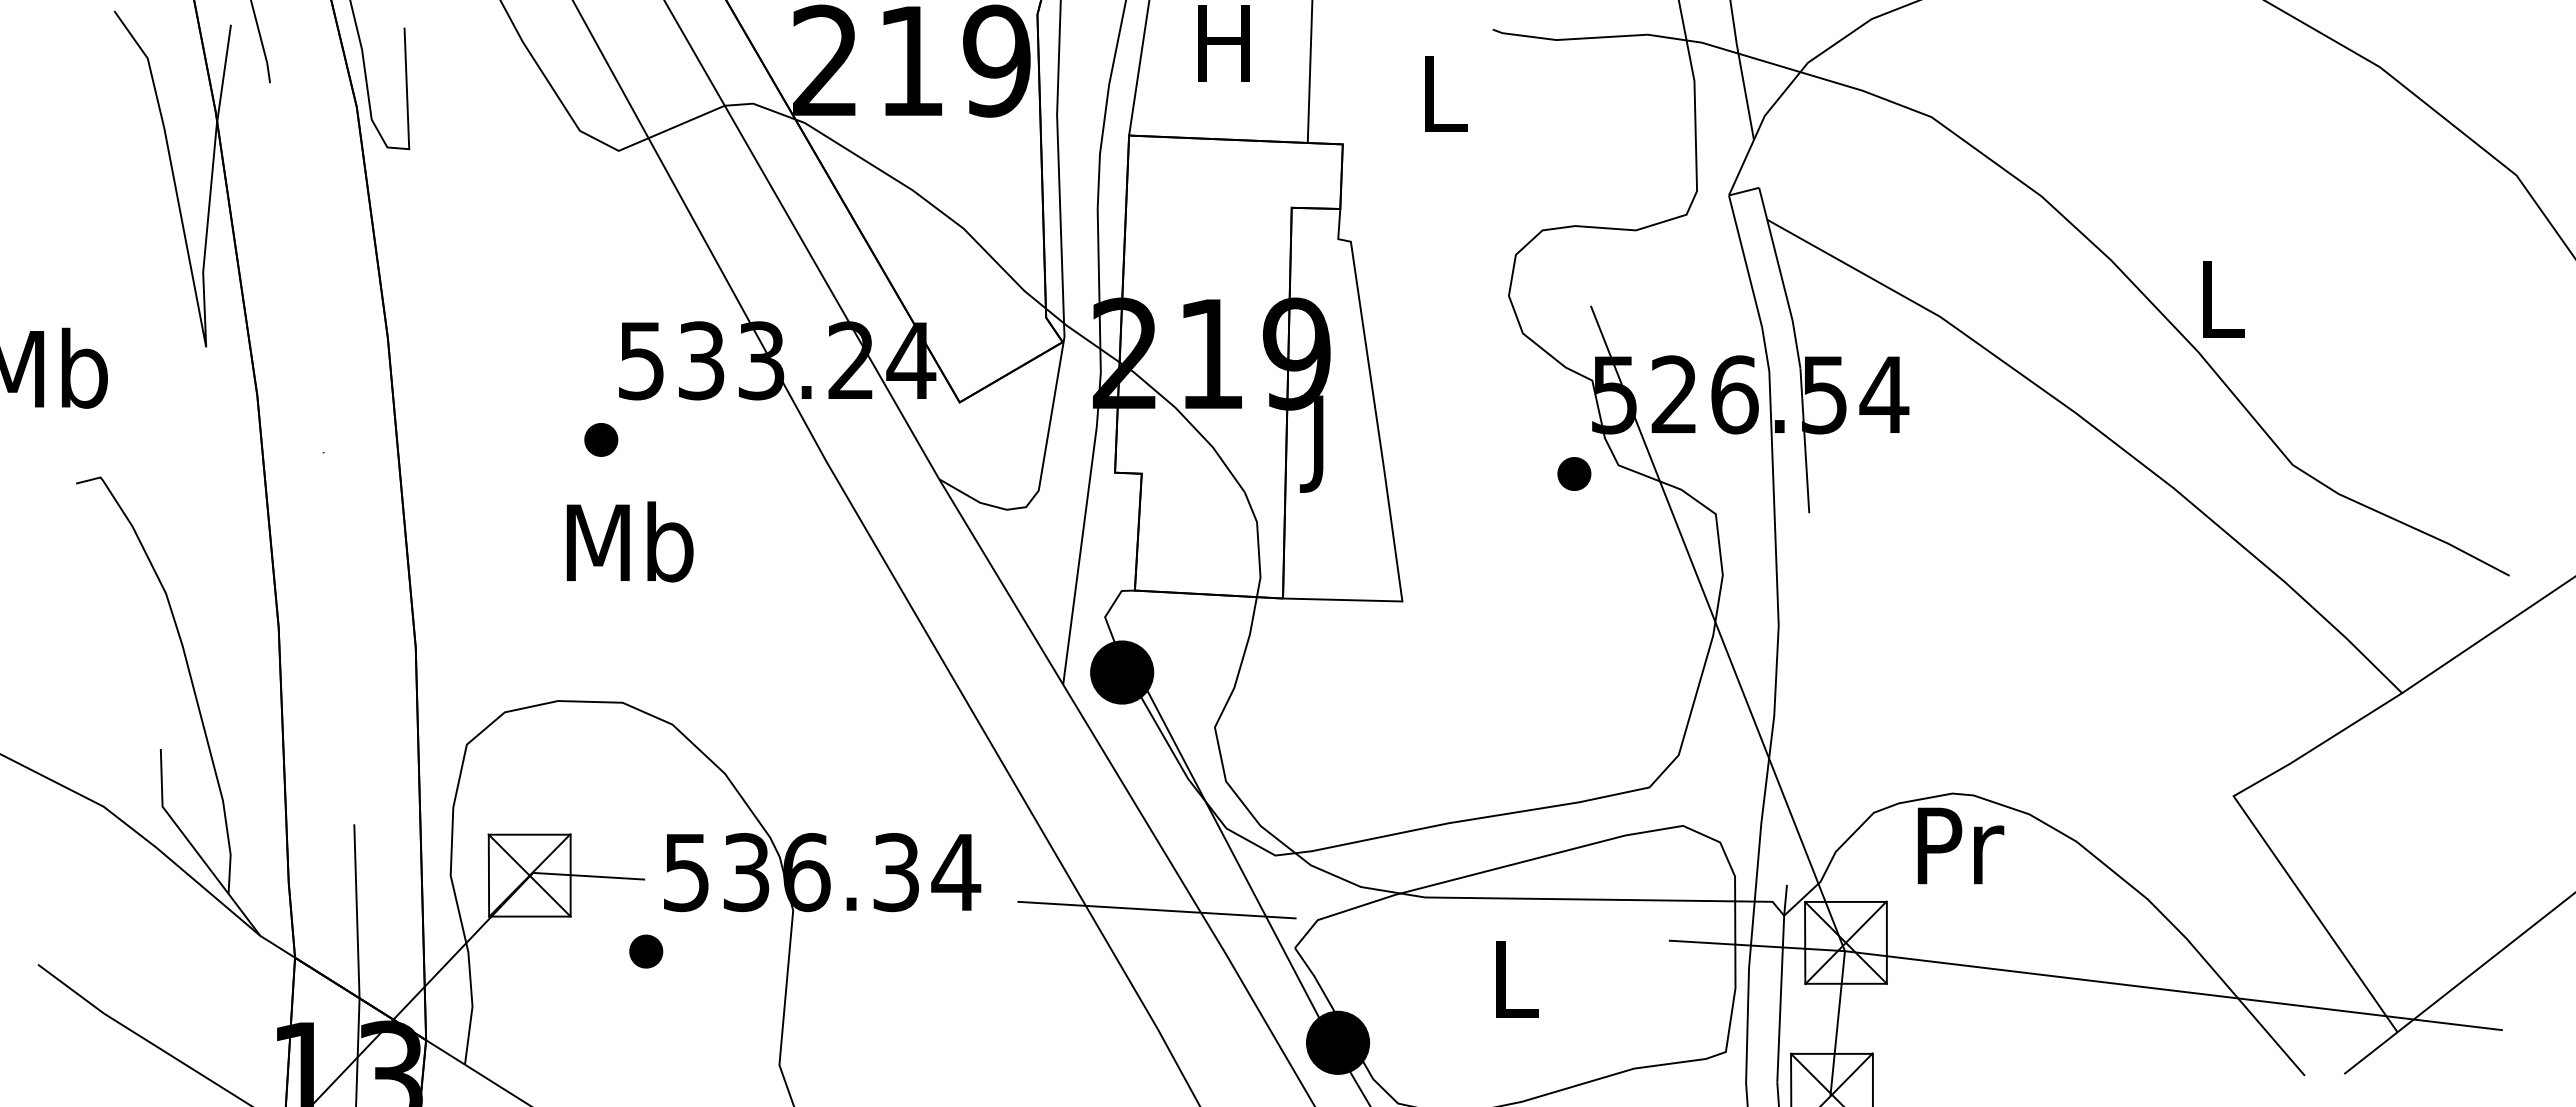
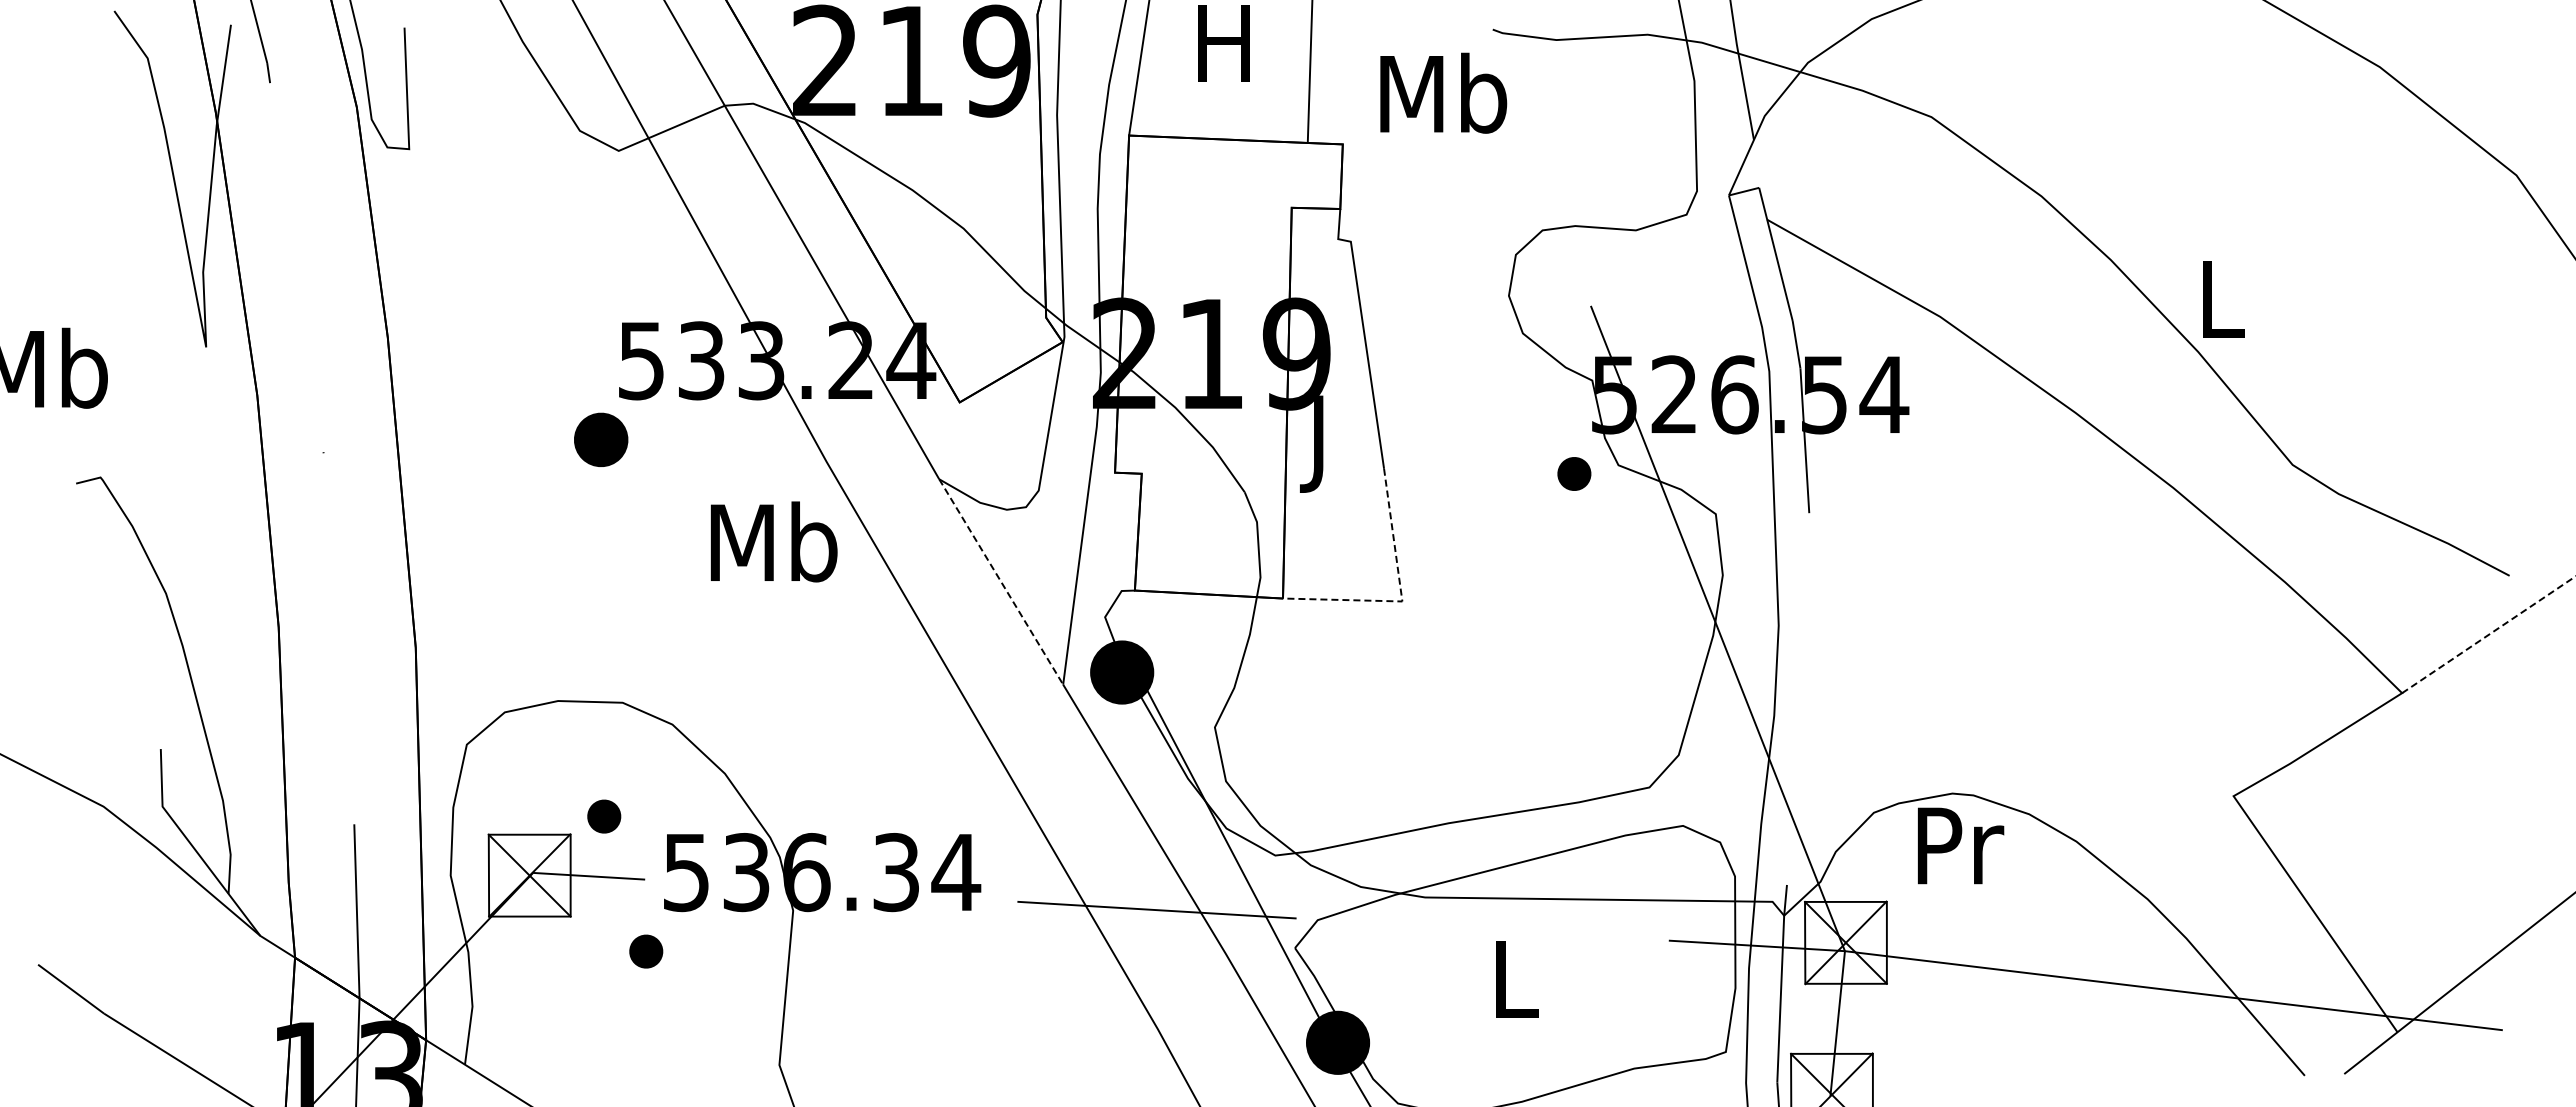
text: L -> Mb (1443, 92)
part size: 35x34 px -> 55x55 px (601, 439)
text position: (629, 541) -> (773, 541) (773, 541)
line: solid -> dashed (1001, 581)
line: solid -> dashed (1401, 595)
line: solid -> dashed (2489, 634)
part: none -> present (604, 816)
